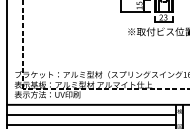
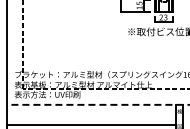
line: solid -> dashed (98, 104)
line: present -> none (91, 114)
